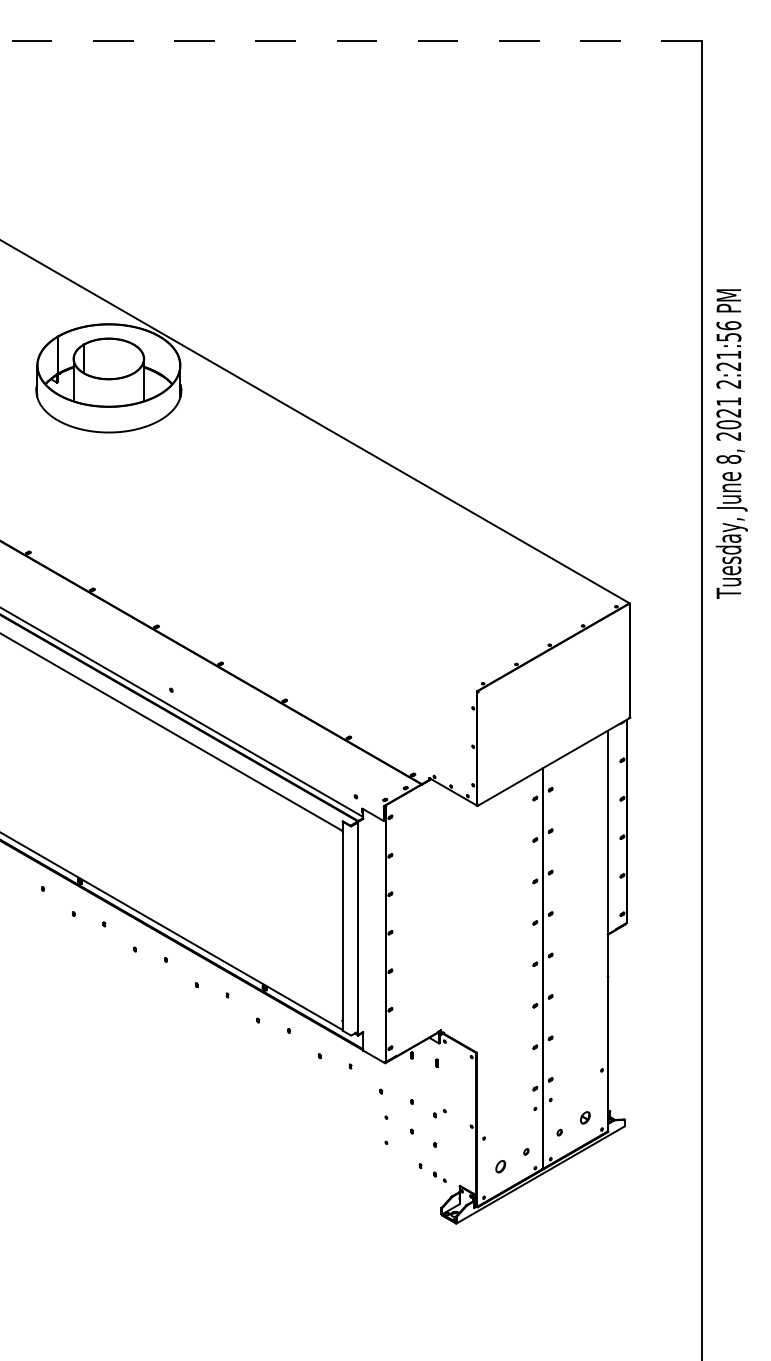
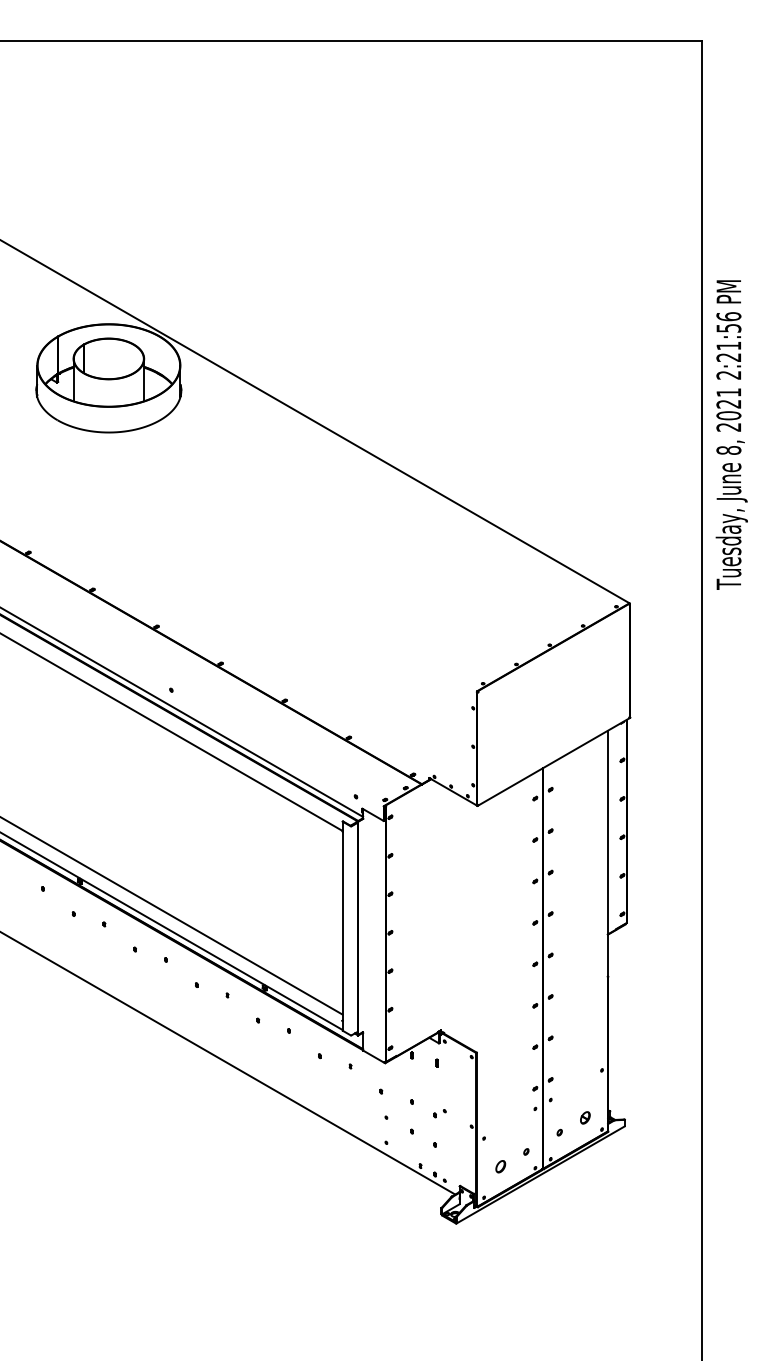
line: dashed -> solid (351, 40)
text position: (731, 443) -> (731, 434) (731, 434)
line: none -> present (172, 916)
line: none -> present (228, 1063)
